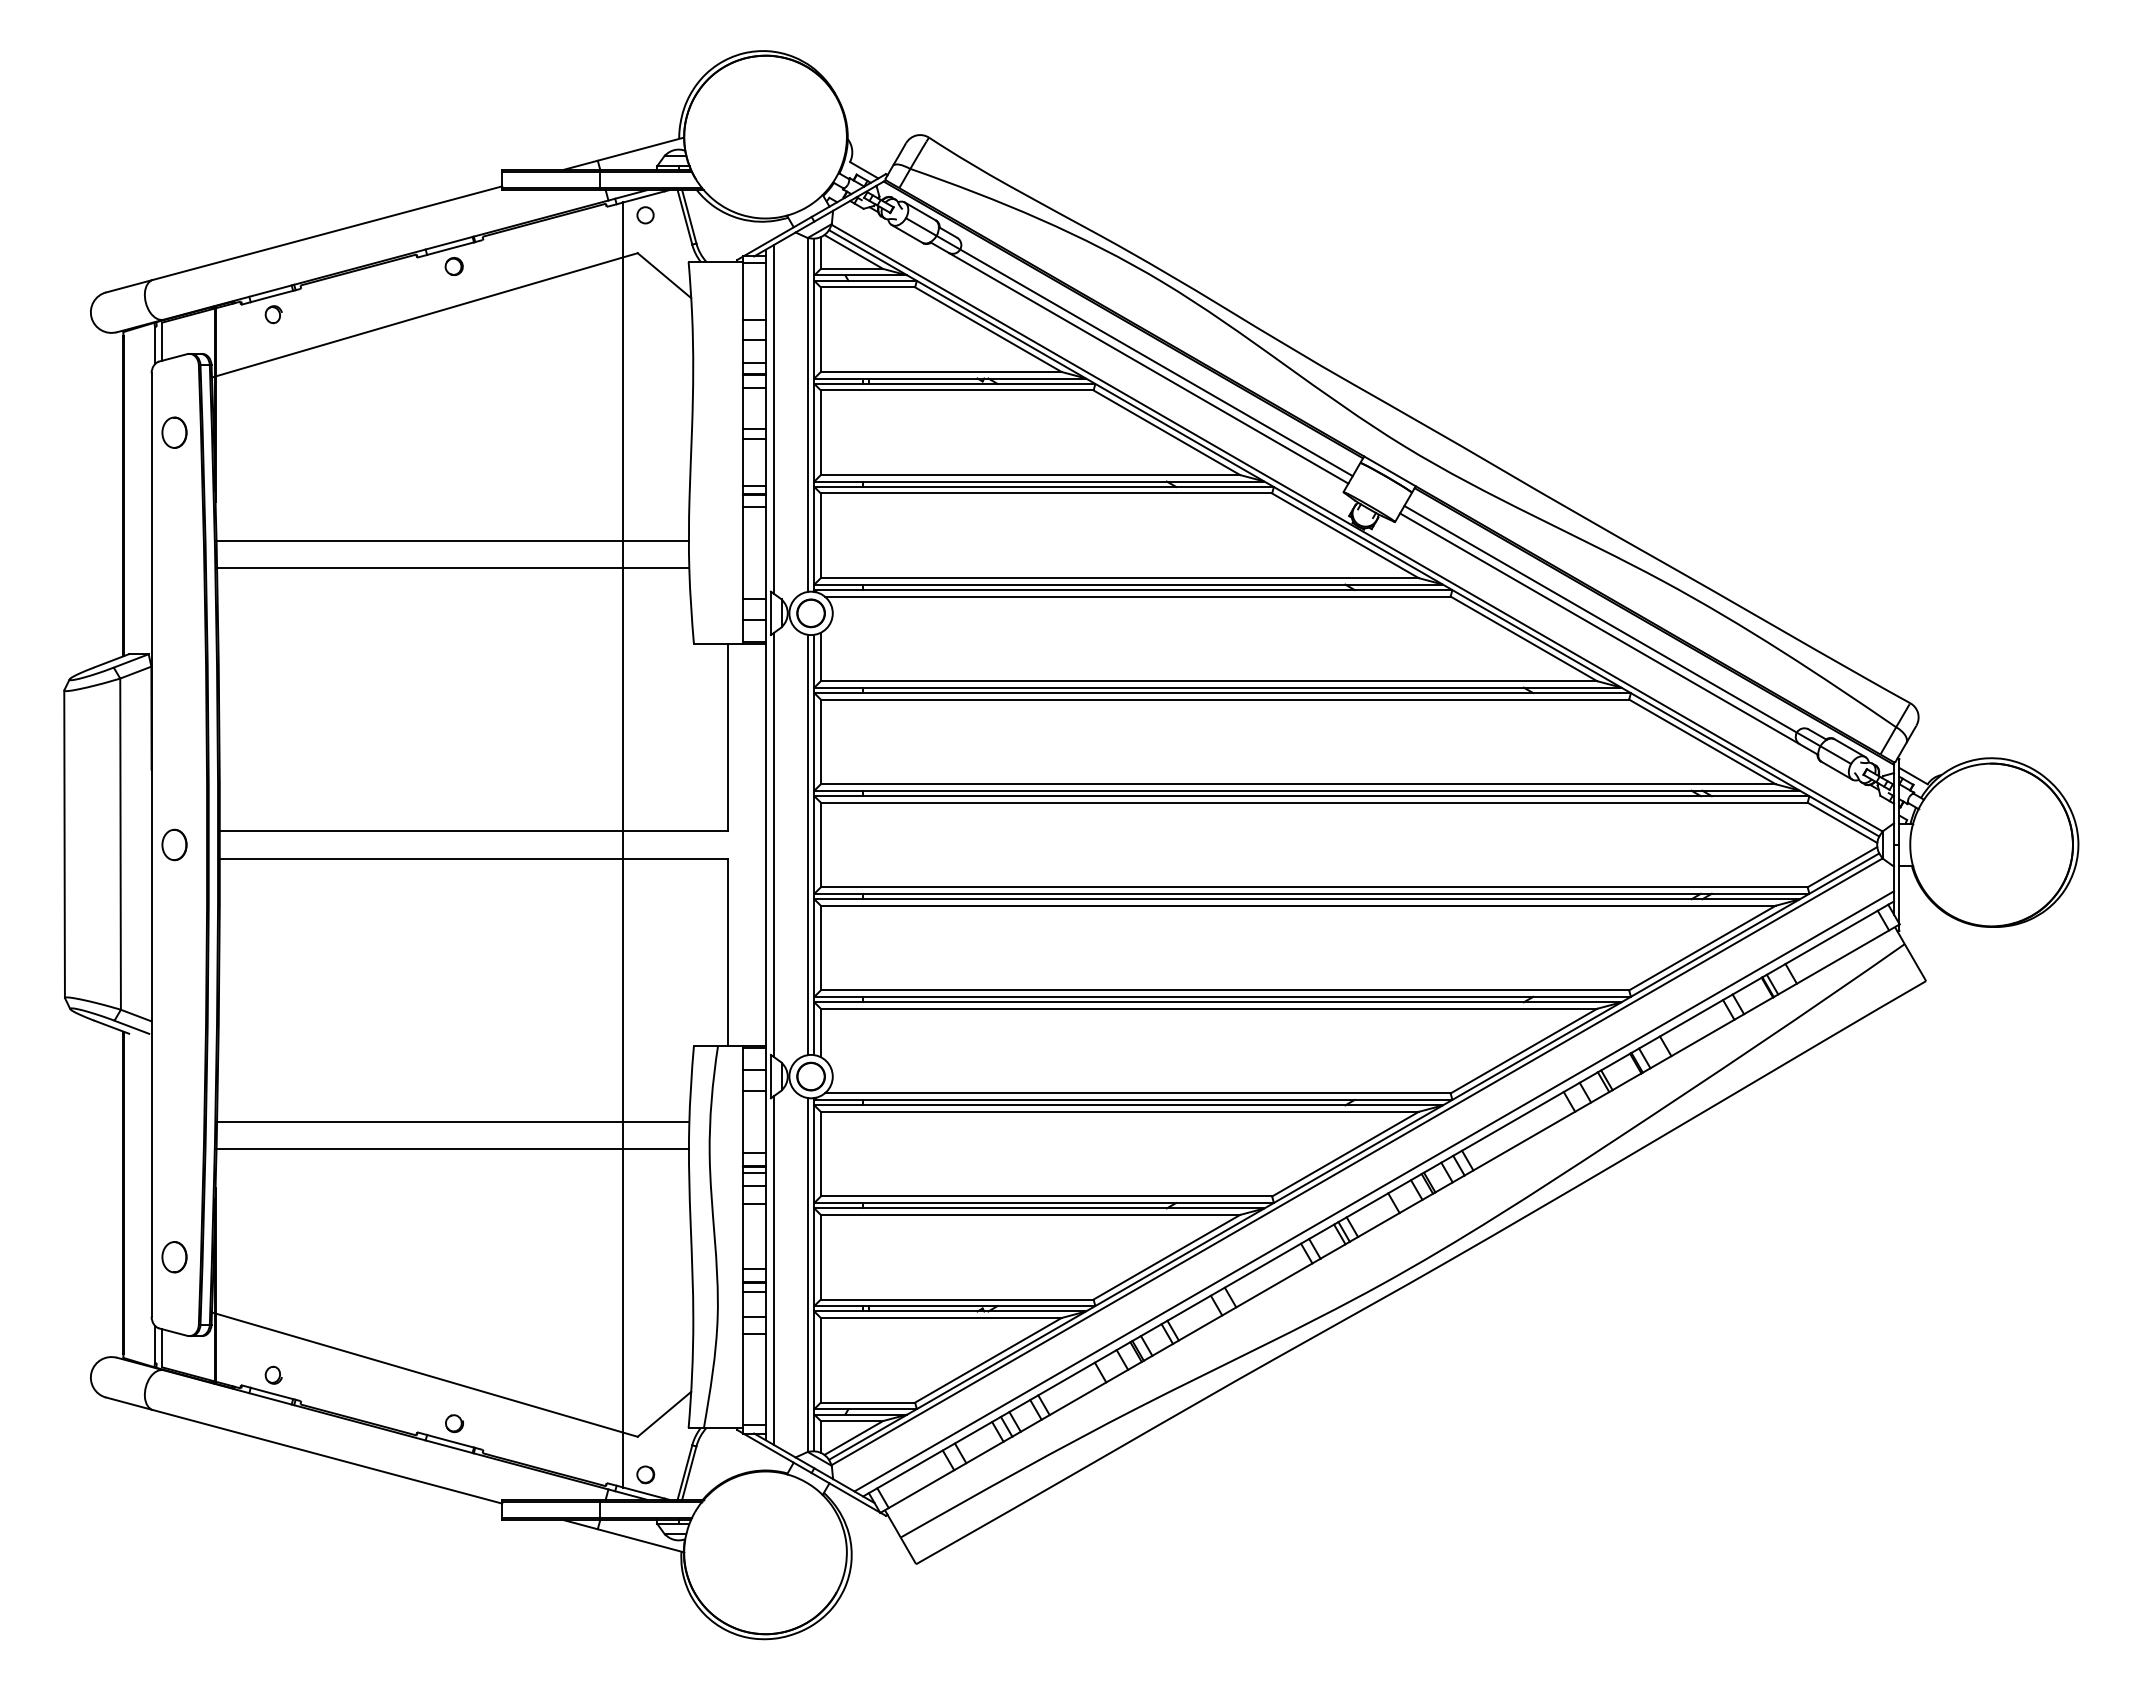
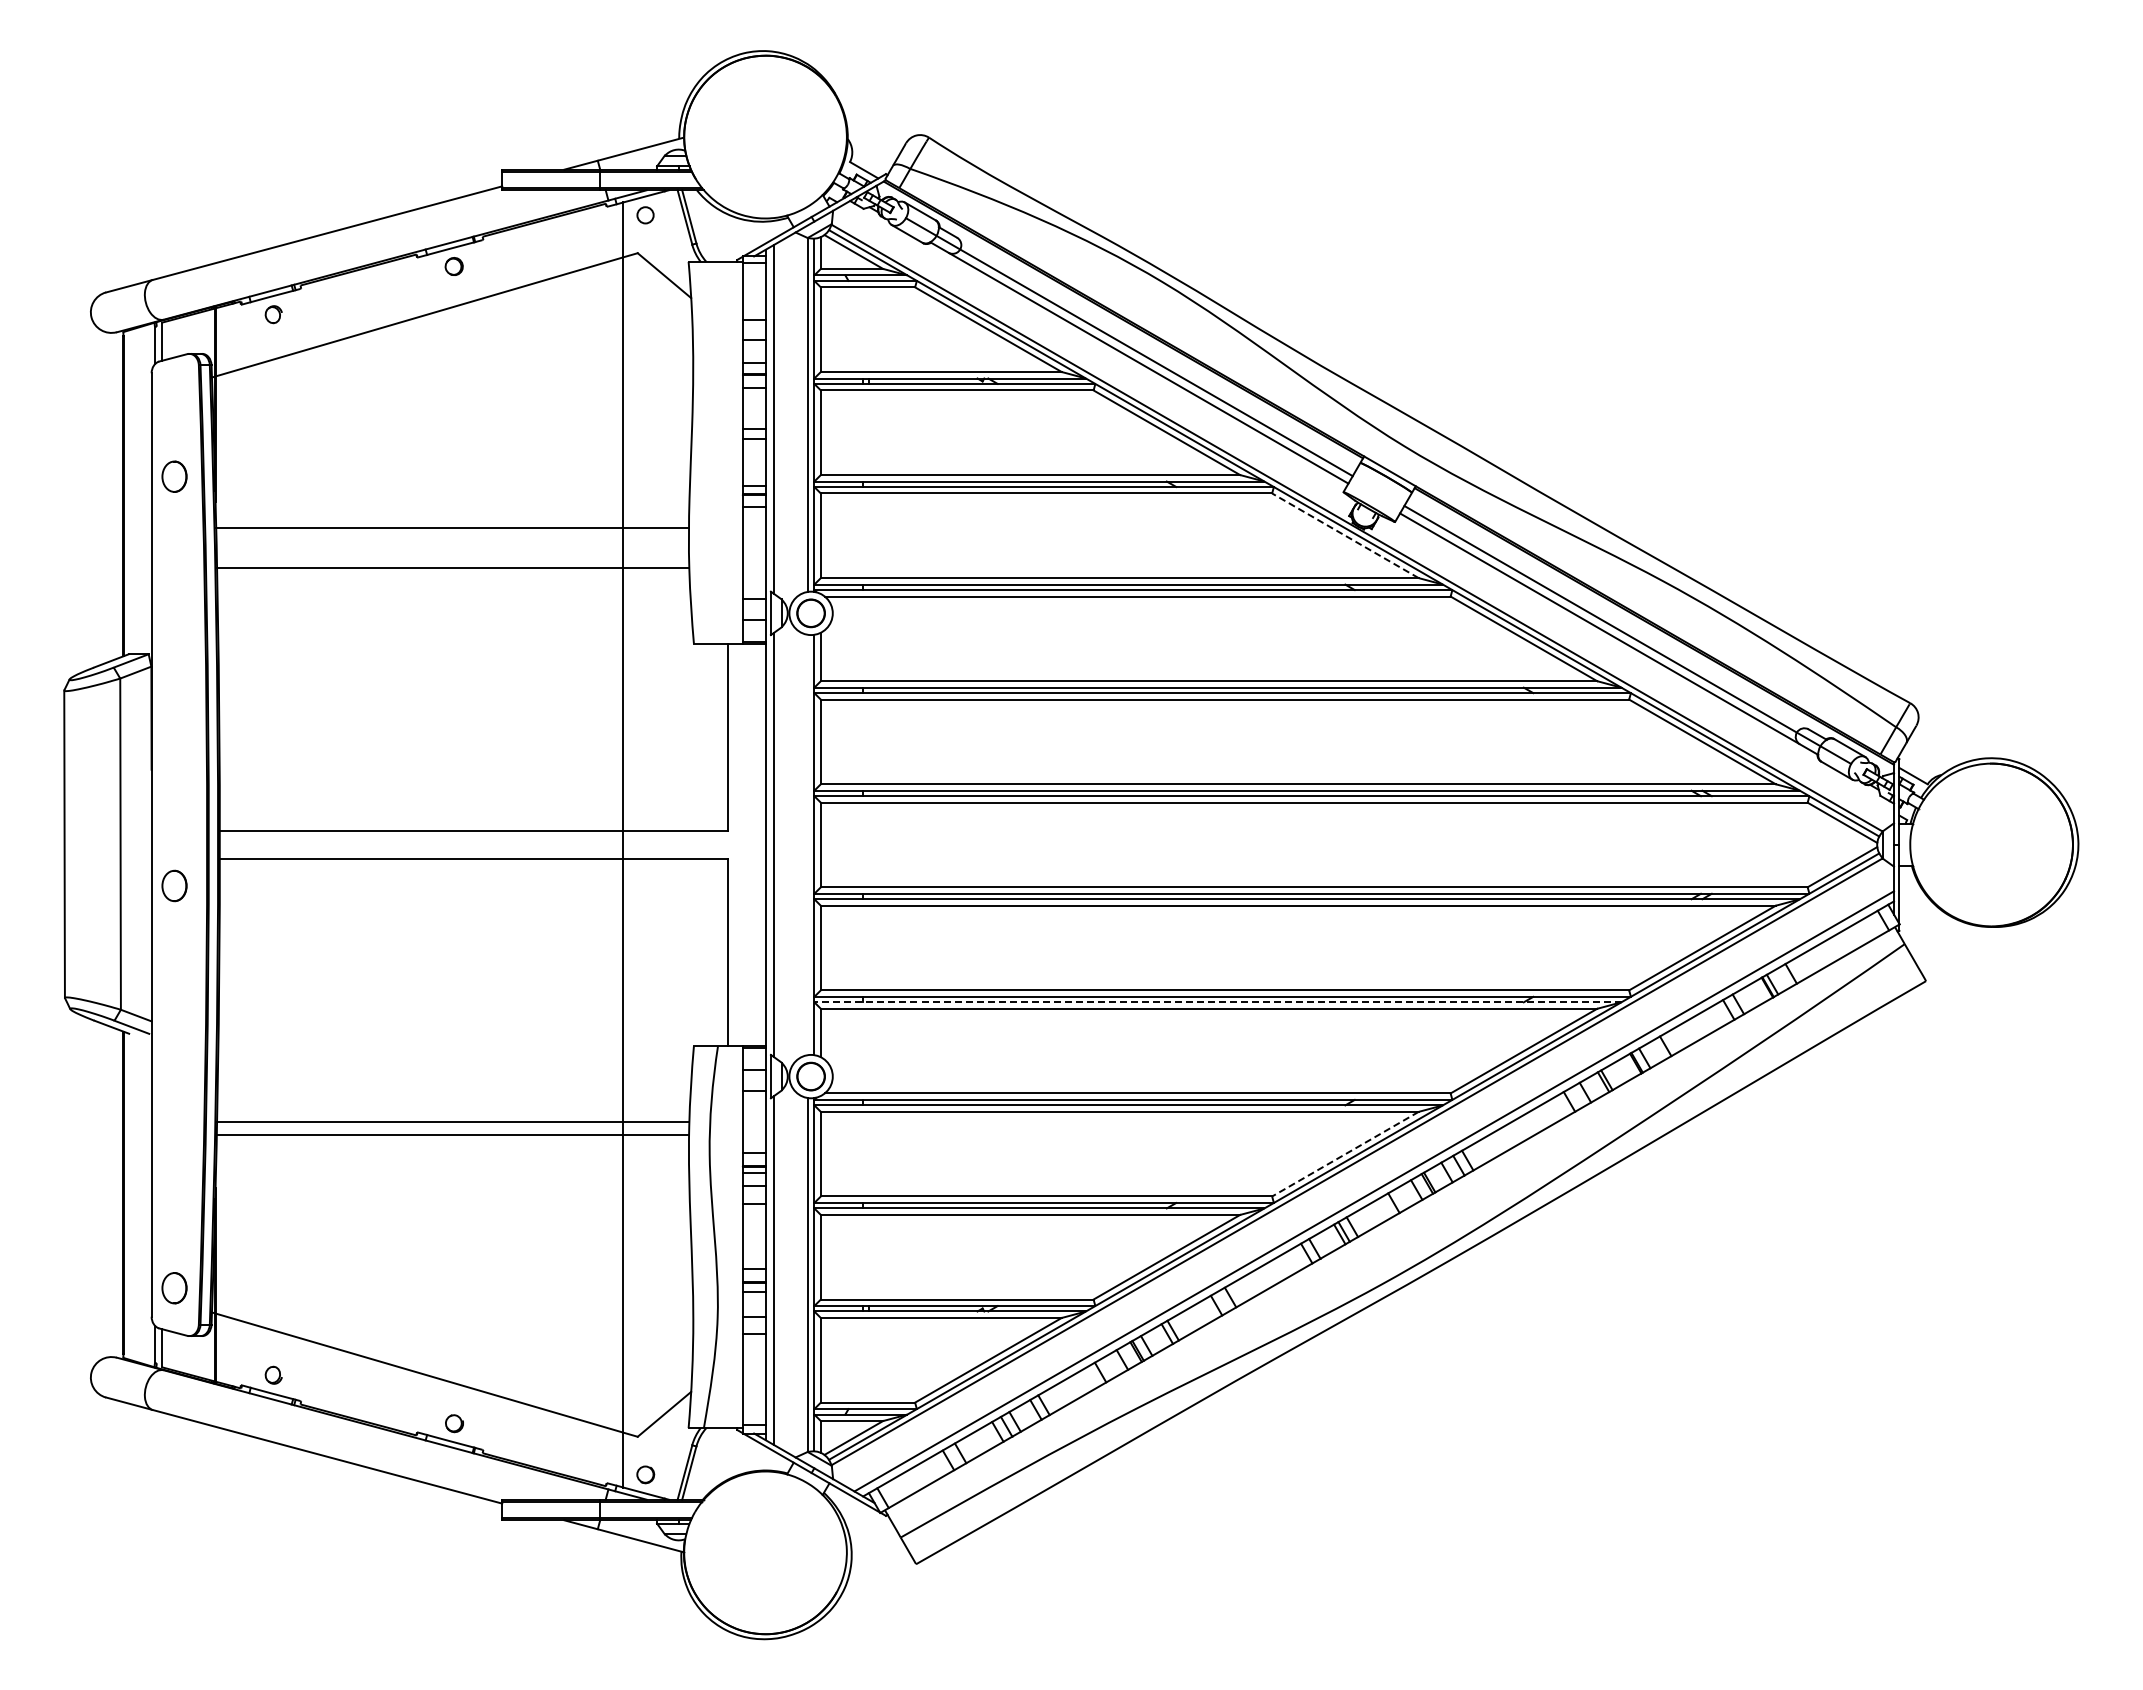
part position: (174, 432) -> (174, 476) (174, 476)
line: solid -> dashed (1345, 535)
line position: (452, 541) -> (452, 528) (452, 528)
part position: (174, 844) -> (174, 885) (174, 885)
line: present -> none (808, 844)
line: solid -> dashed (1217, 1002)
line position: (452, 1148) -> (452, 1134) (452, 1134)
line: solid -> dashed (1345, 1154)
part position: (174, 1257) -> (174, 1288) (174, 1288)
